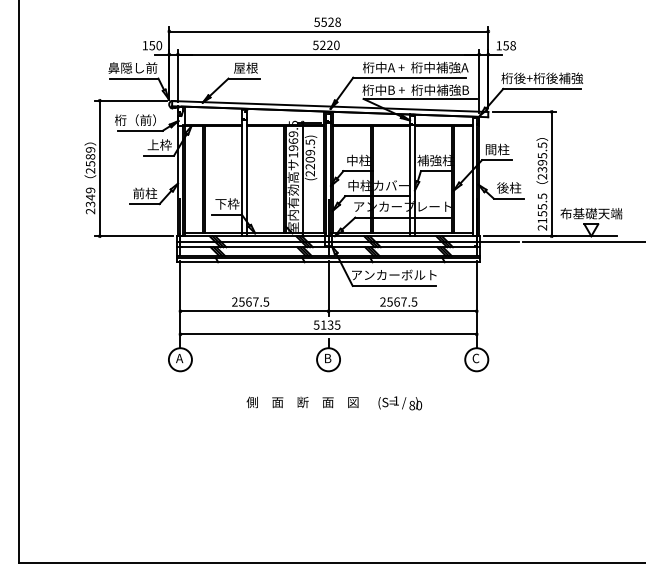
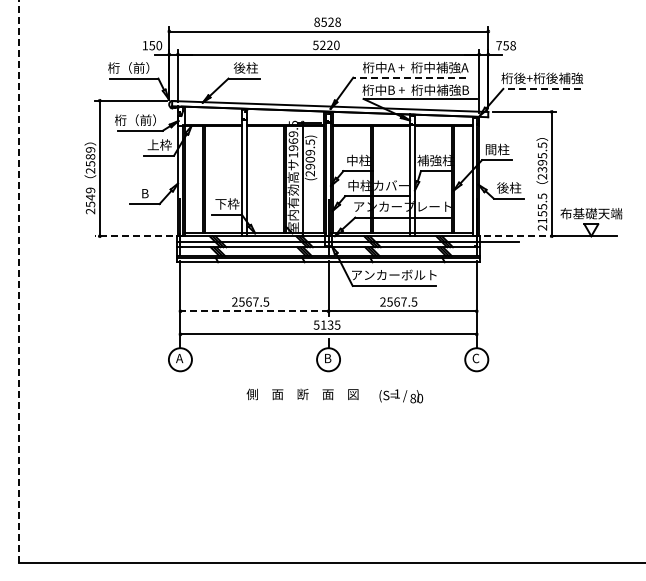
text: 5528 -> 8528 (316, 21)
text: 158 -> 758 (498, 45)
text: 鼻隠し前 -> 桁（前） (132, 67)
text: 屋根 -> 後柱 (245, 67)
line: solid -> dashed (409, 77)
line: solid -> dashed (542, 88)
text: (2209.5) -> (2909.5) (310, 166)
text: 前柱 -> B (145, 193)
text: 2349 -> 2549 (89, 203)
line: solid -> dashed (133, 236)
line: solid -> dashed (520, 236)
line: present -> none (582, 242)
line: solid -> dashed (19, 281)
line: solid -> dashed (254, 311)
text position: (302, 402) -> (302, 394) (302, 394)
text position: (400, 403) -> (401, 396) (401, 396)
